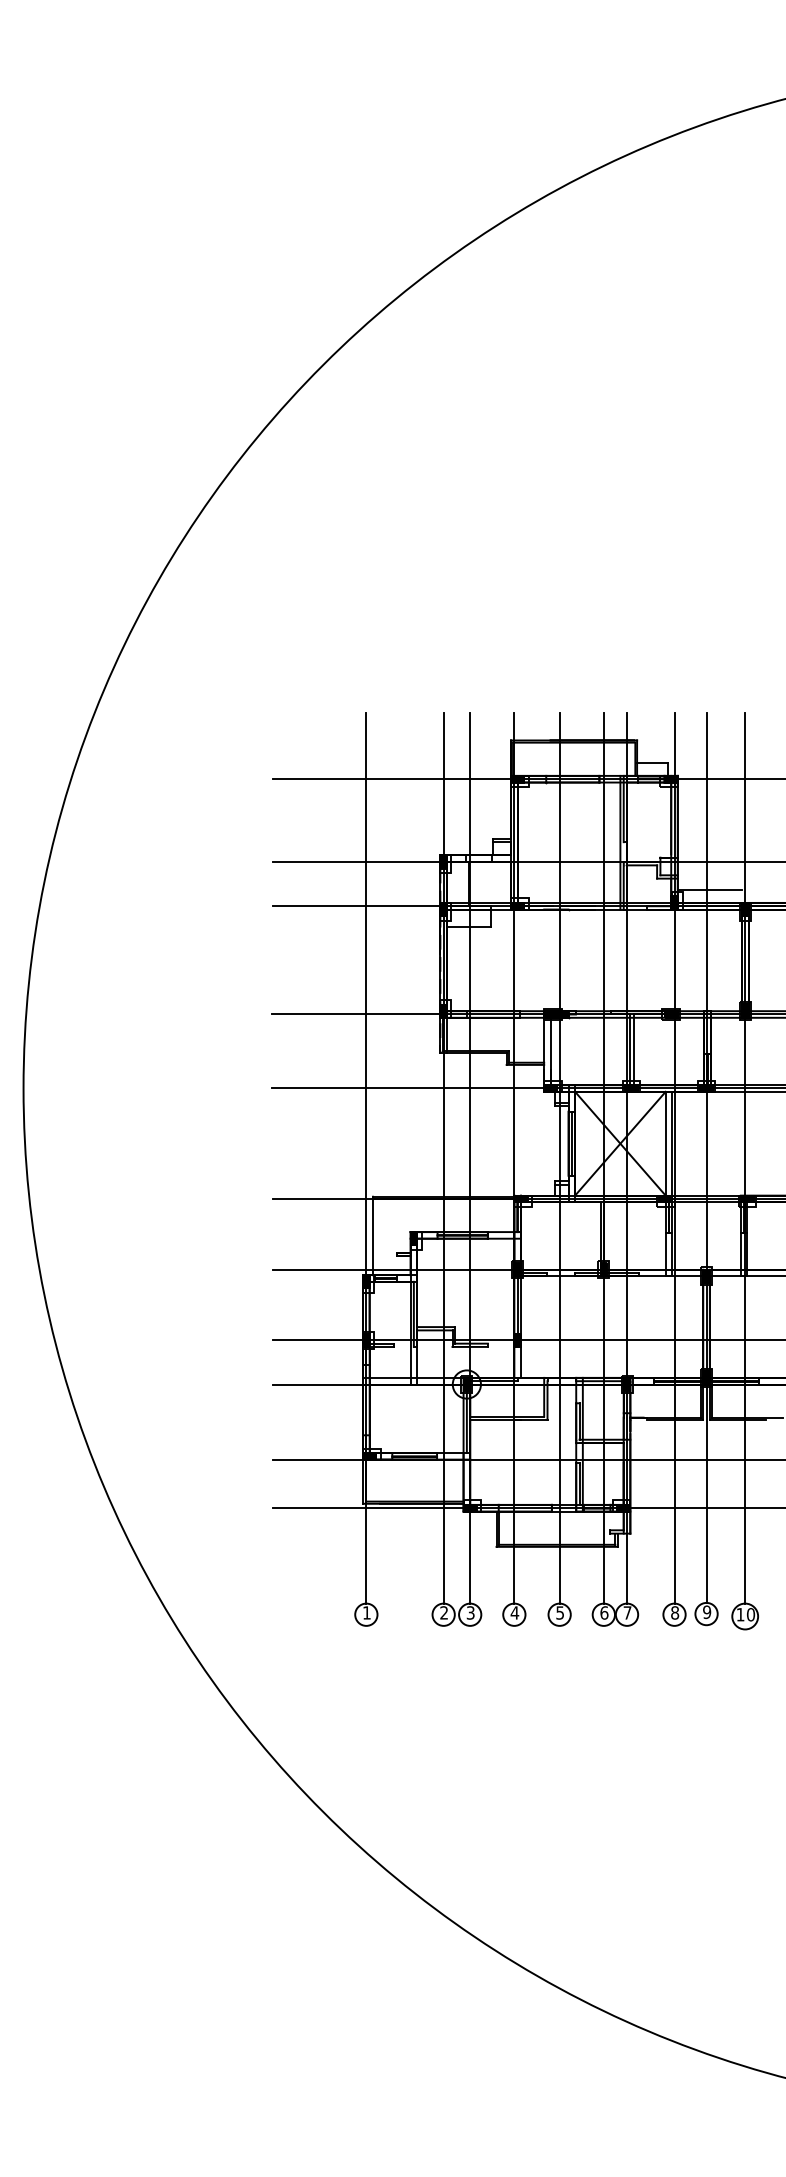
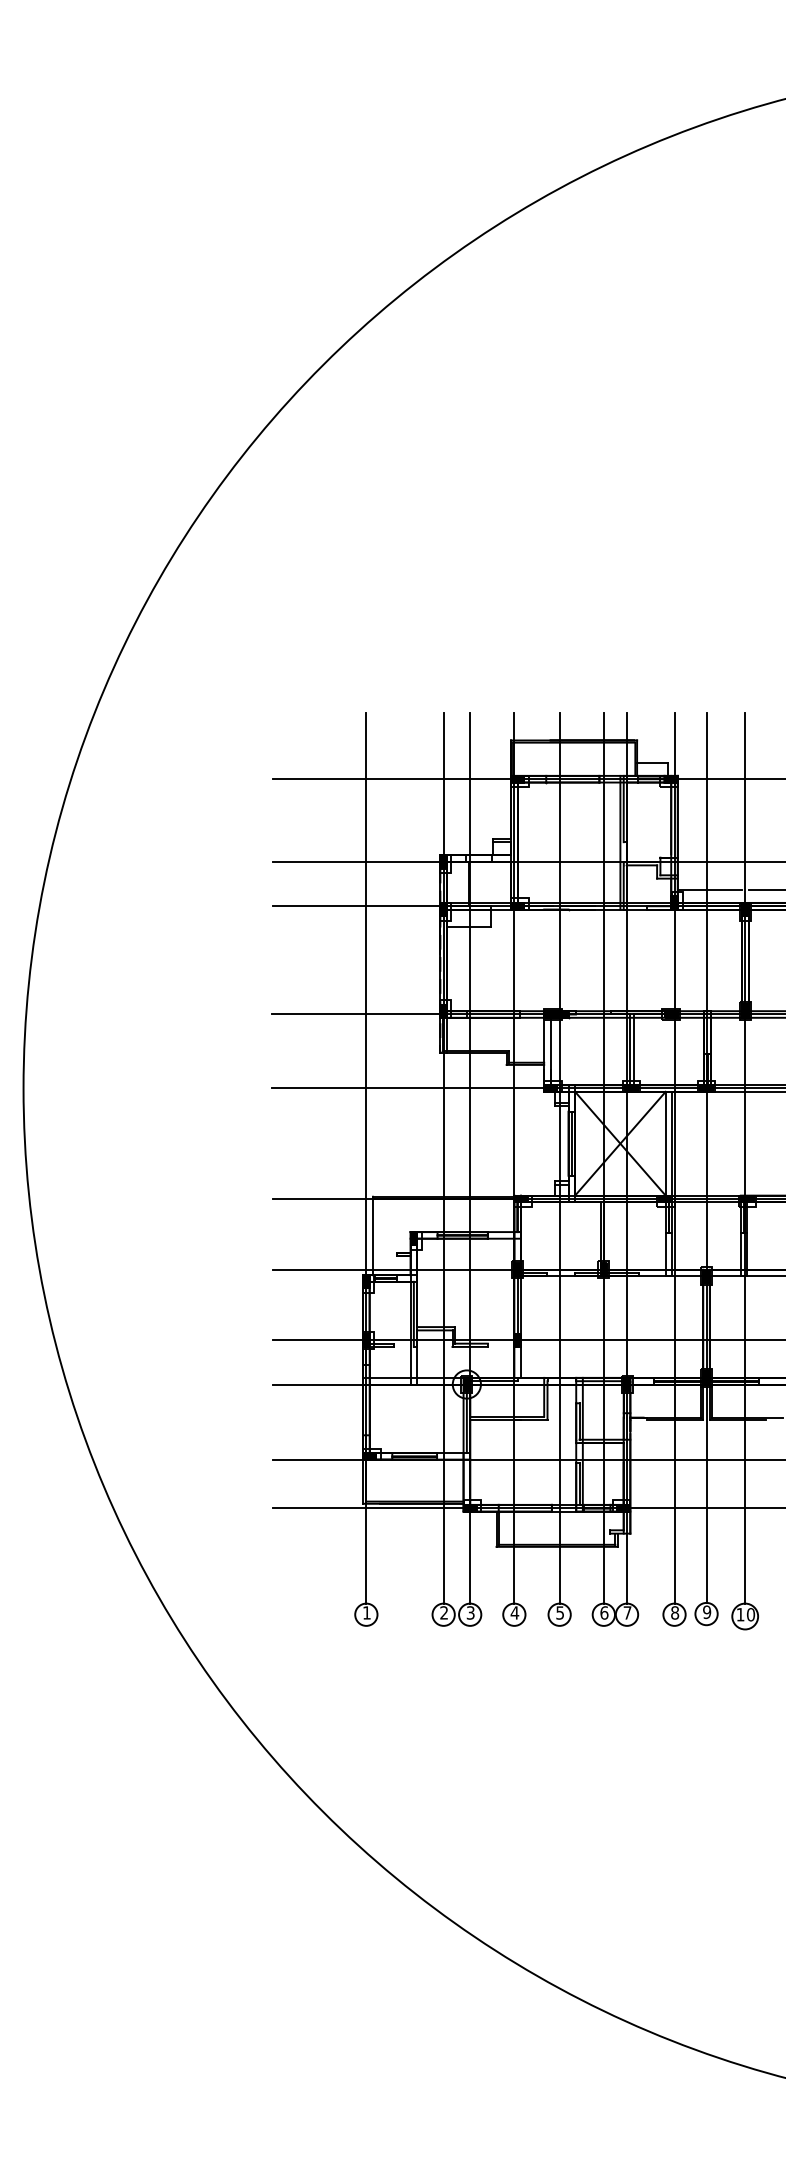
line: none -> present (765, 889)
